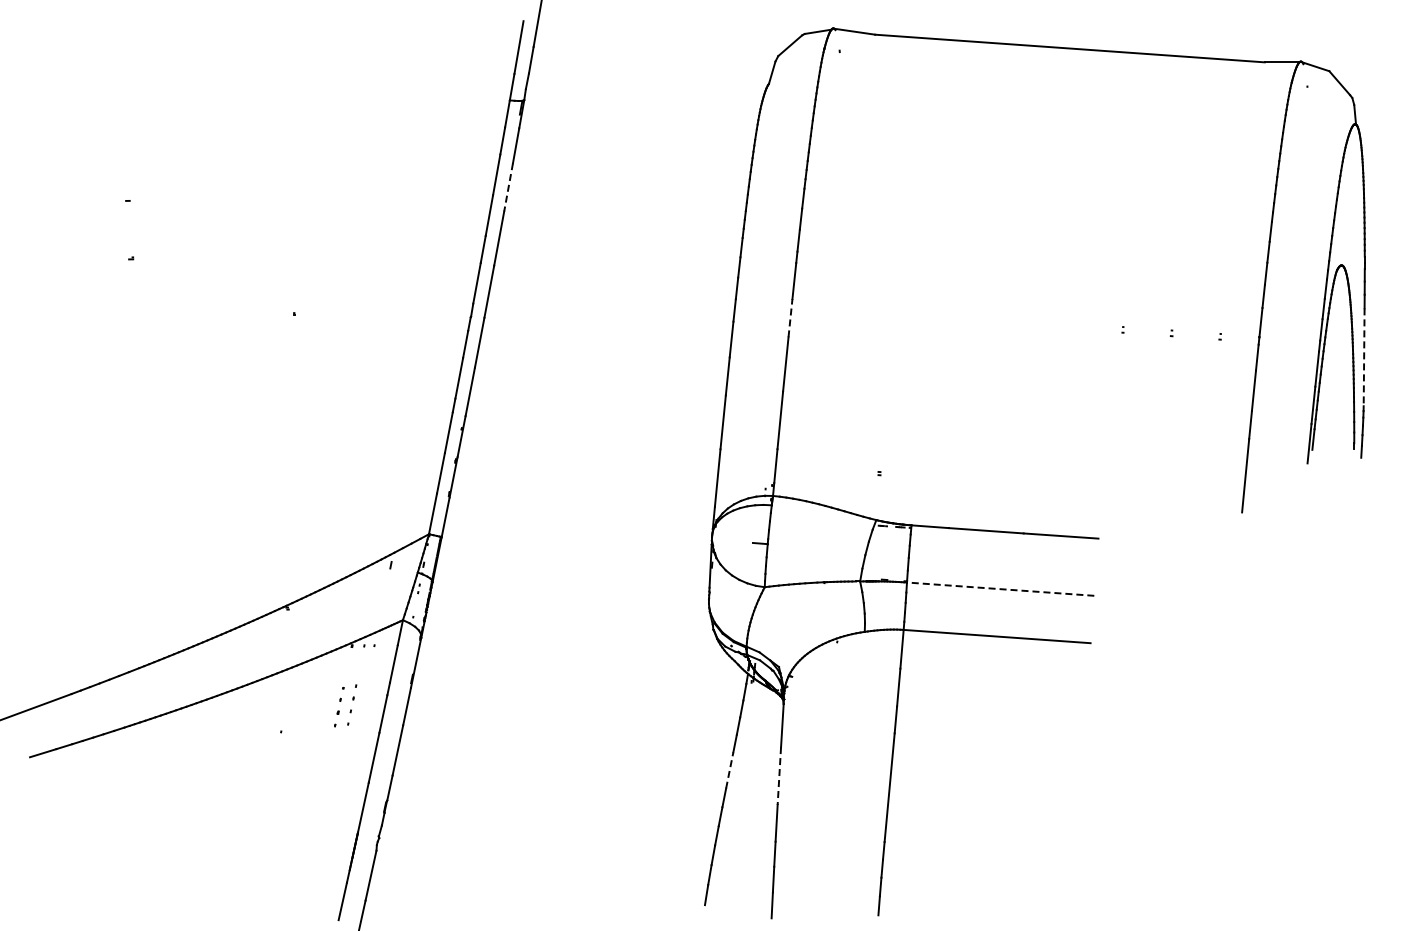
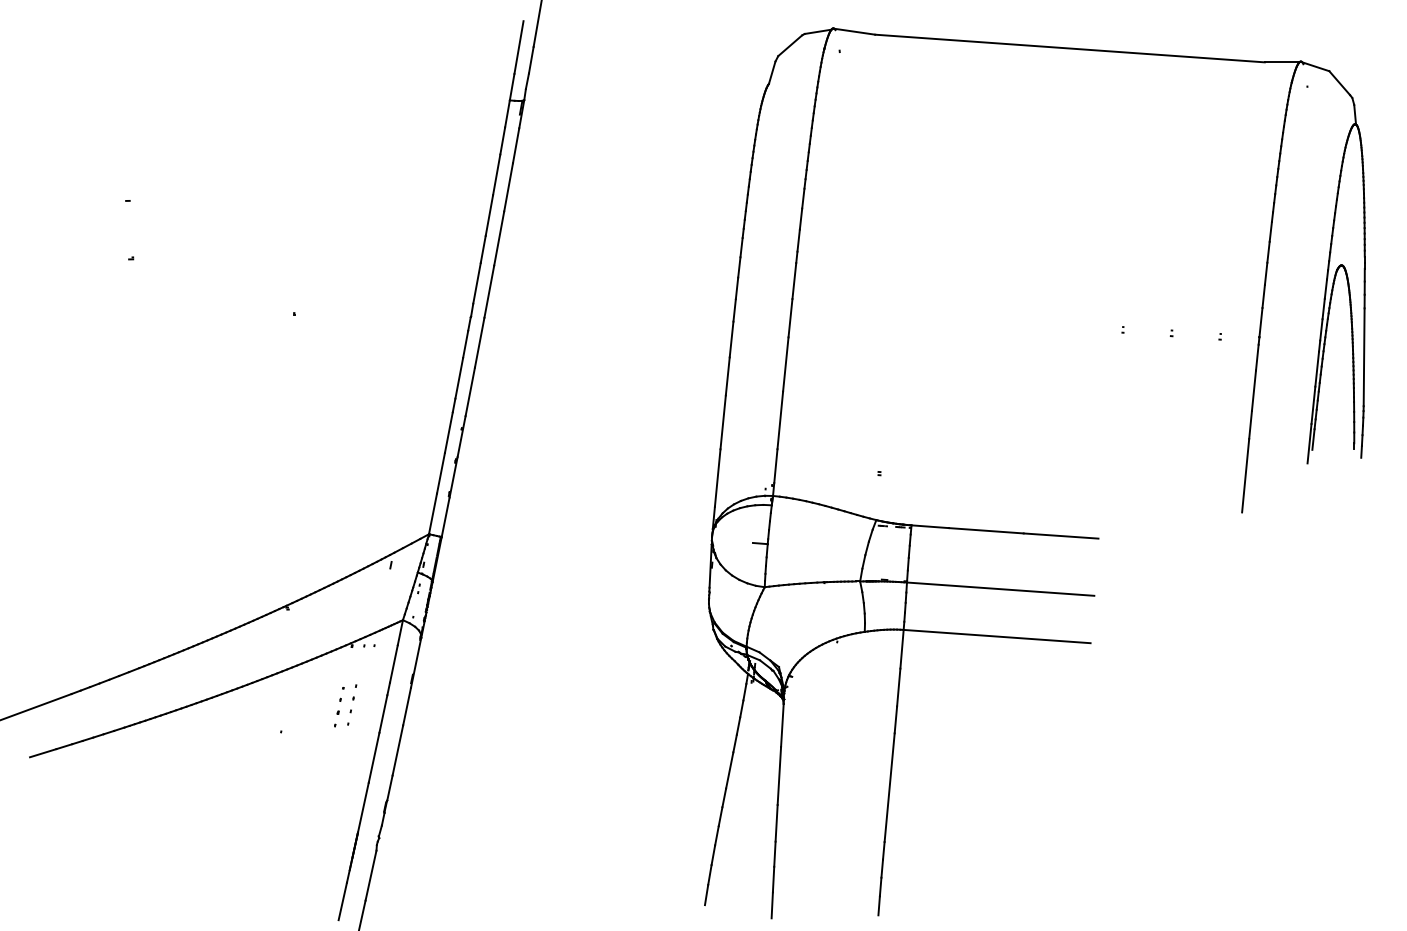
line: dashed -> solid (508, 187)
line: dashed -> solid (790, 317)
line: dashed -> solid (1364, 357)
line: dashed -> solid (1000, 589)
line: dashed -> solid (729, 770)
line: dashed -> solid (779, 776)
